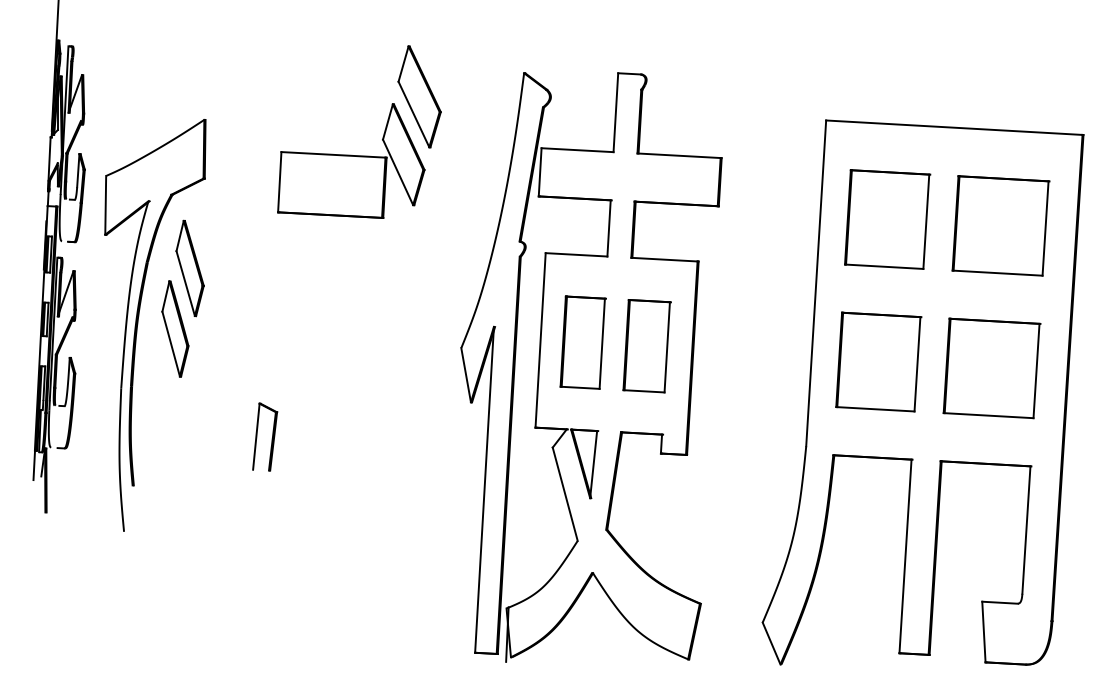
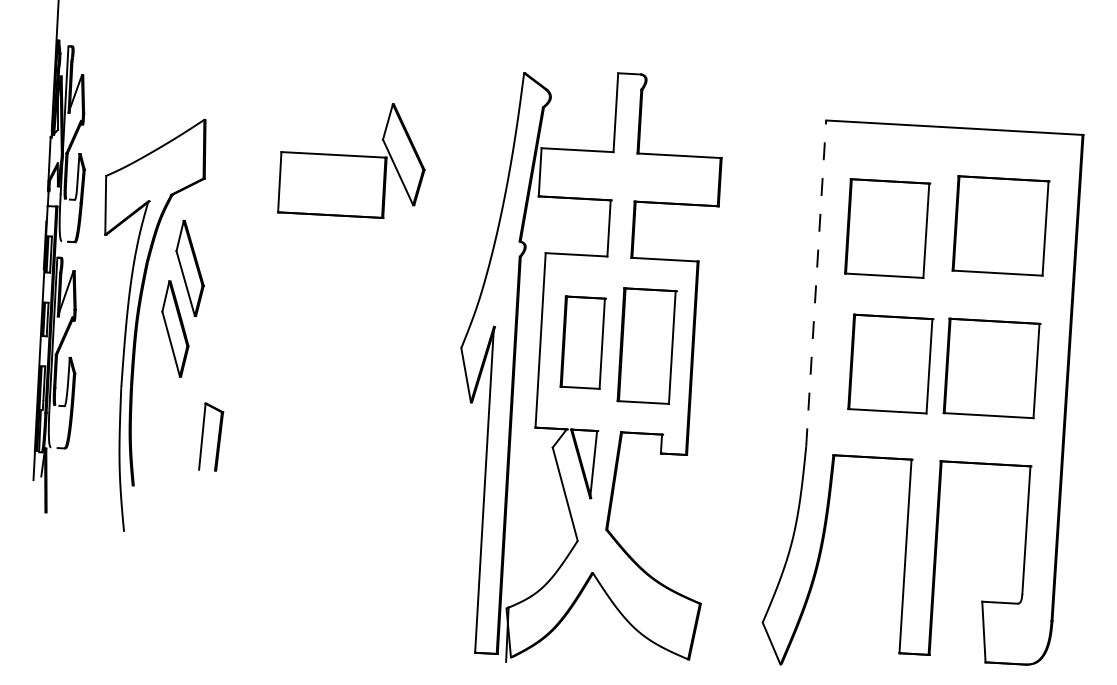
part: present -> none (419, 96)
part position: (887, 219) -> (887, 228) (887, 228)
line: solid -> dashed (816, 282)
part size: 50x95 px -> 62x118 px (646, 345)
part position: (878, 361) -> (890, 363) (890, 363)
part position: (271, 438) -> (217, 438) (217, 438)
